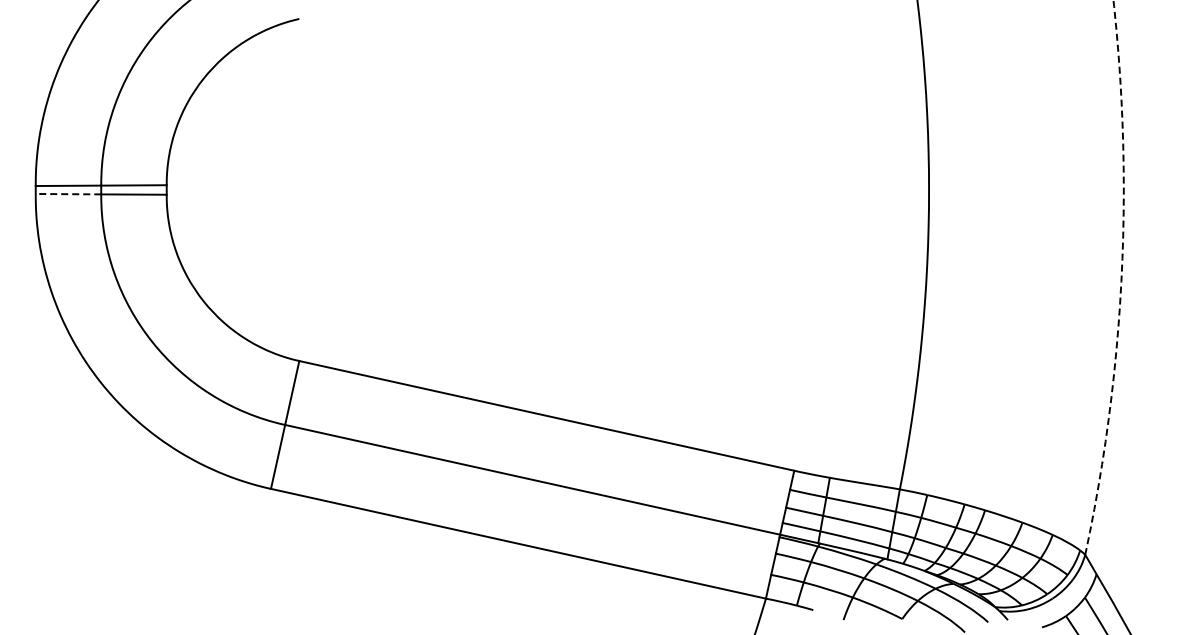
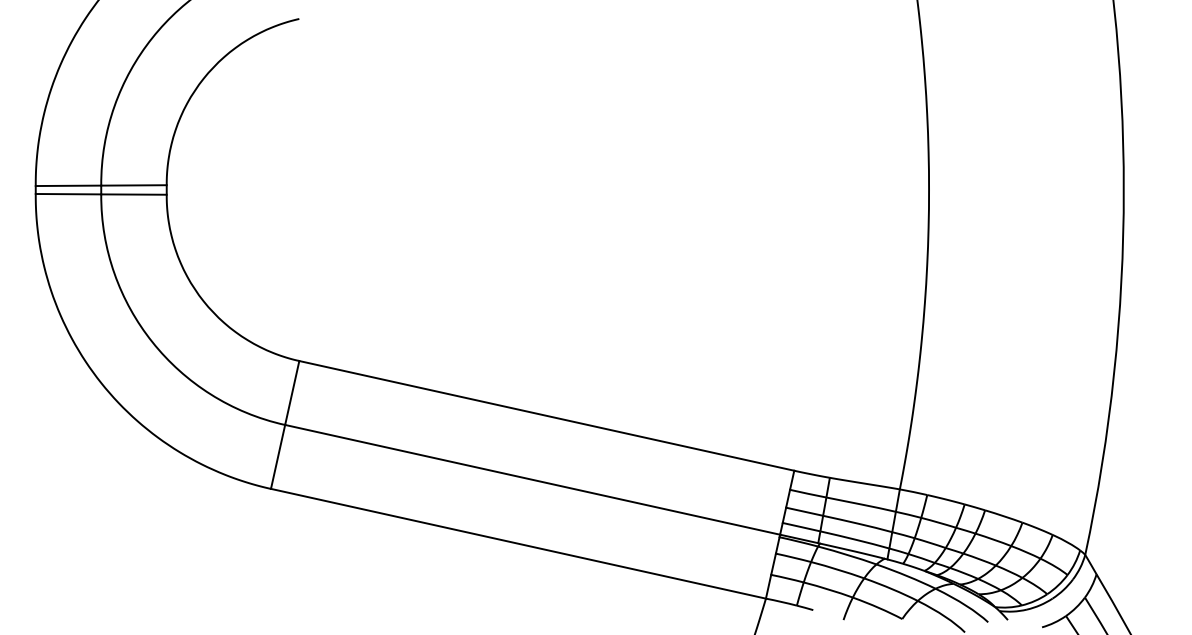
line: dashed -> solid (68, 194)
arc: dashed -> solid (1121, 280)
